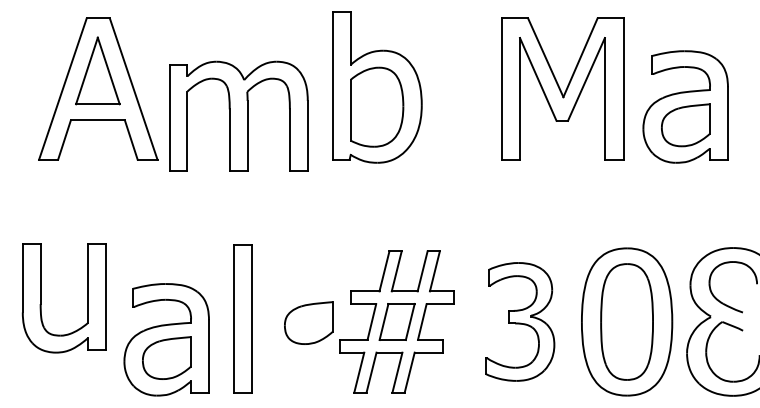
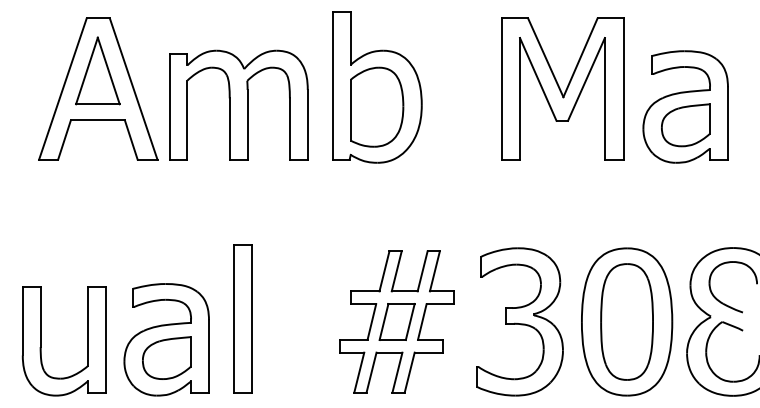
part position: (238, 115) -> (238, 104) (238, 104)
part position: (41, 298) -> (41, 341) (41, 341)
part size: 71x120 px -> 88x150 px (519, 321)
part: present -> none (308, 322)
